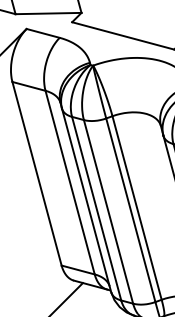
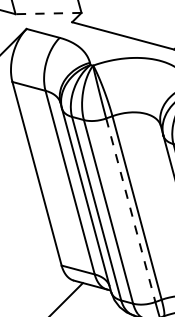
line: solid -> dashed (48, 13)
line: solid -> dashed (130, 210)
